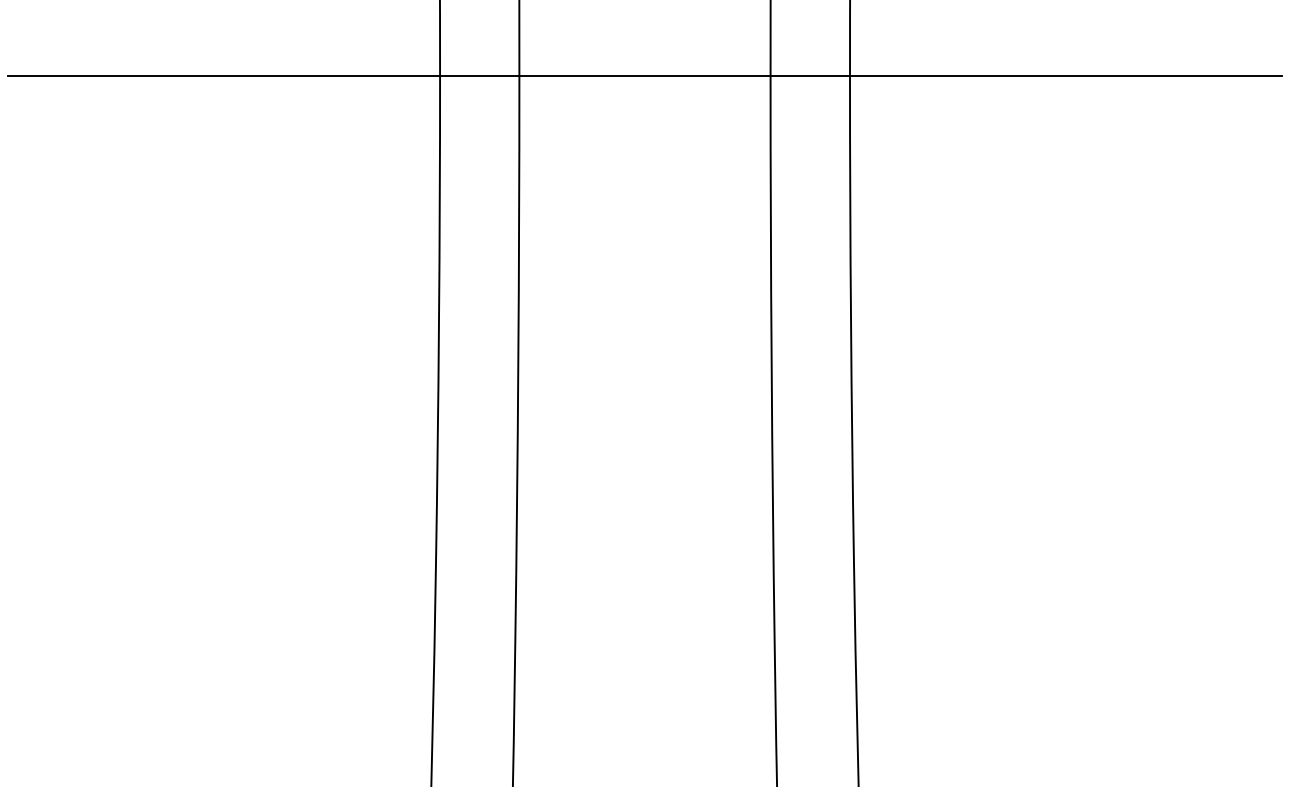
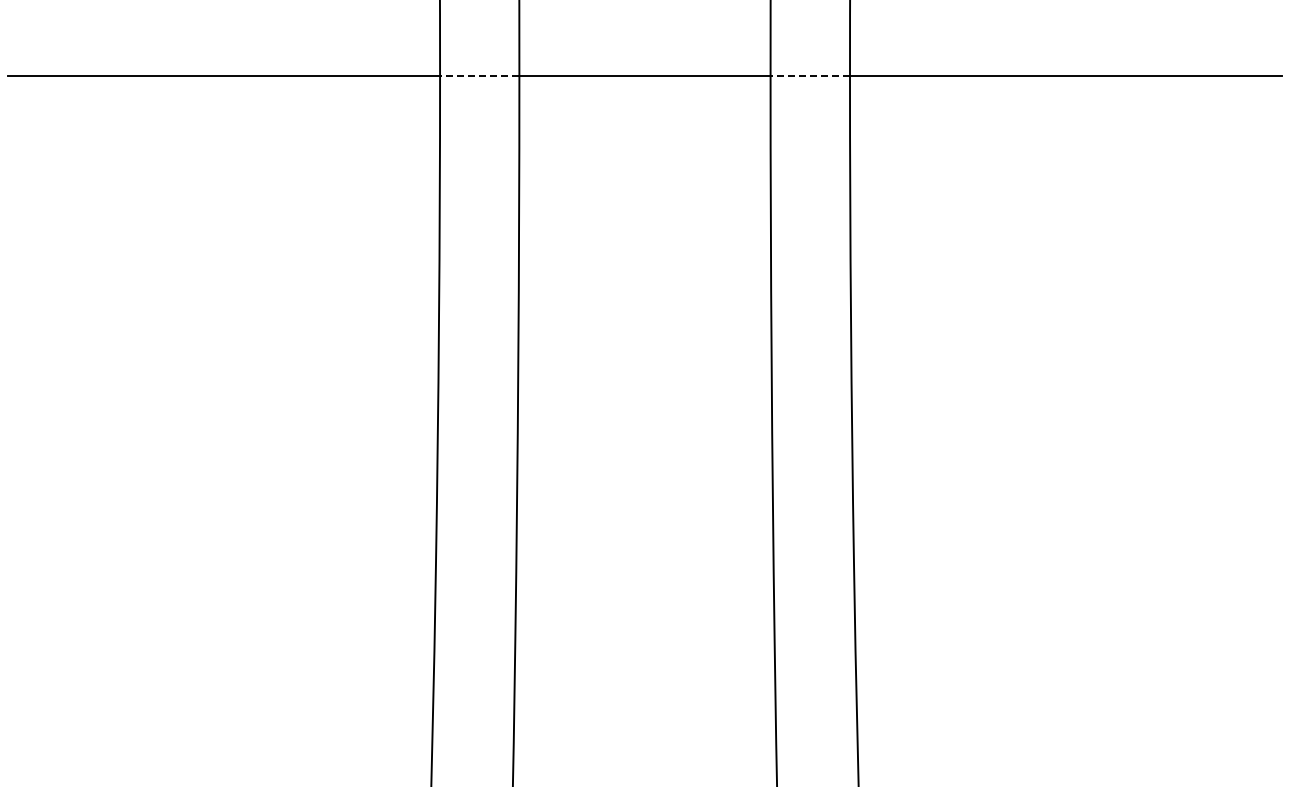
line: solid -> dashed (479, 76)
line: solid -> dashed (810, 76)
